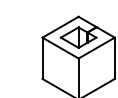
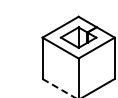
line: solid -> dashed (58, 88)
